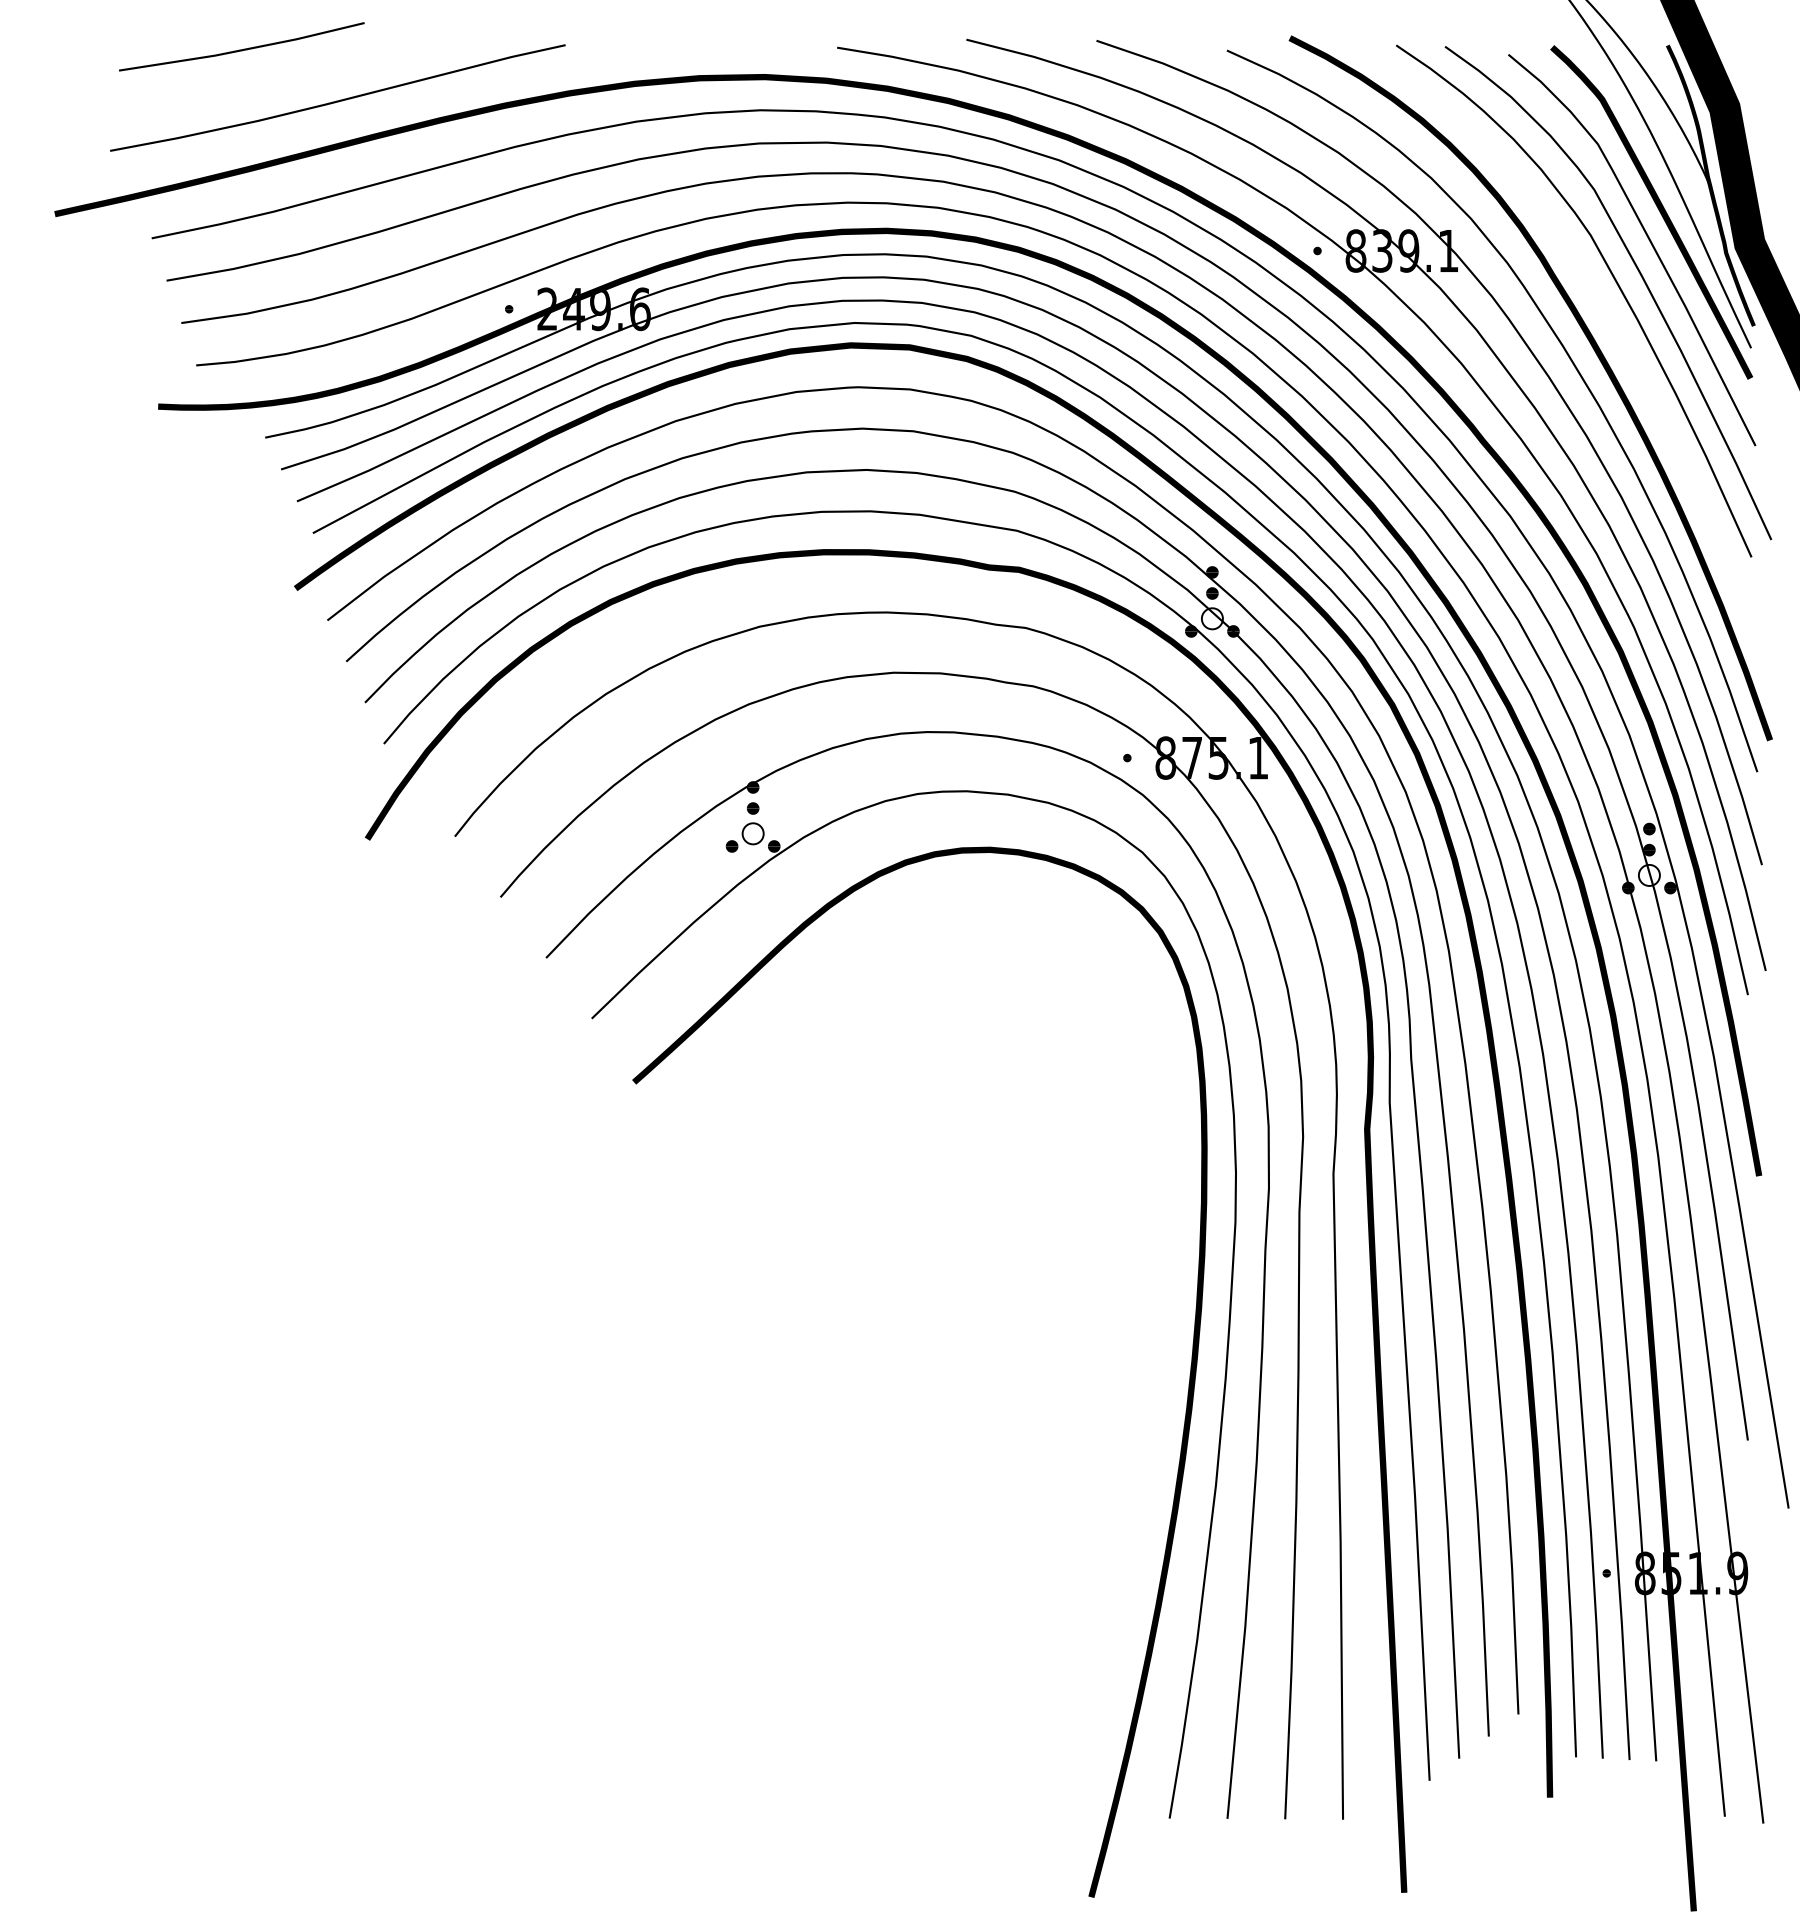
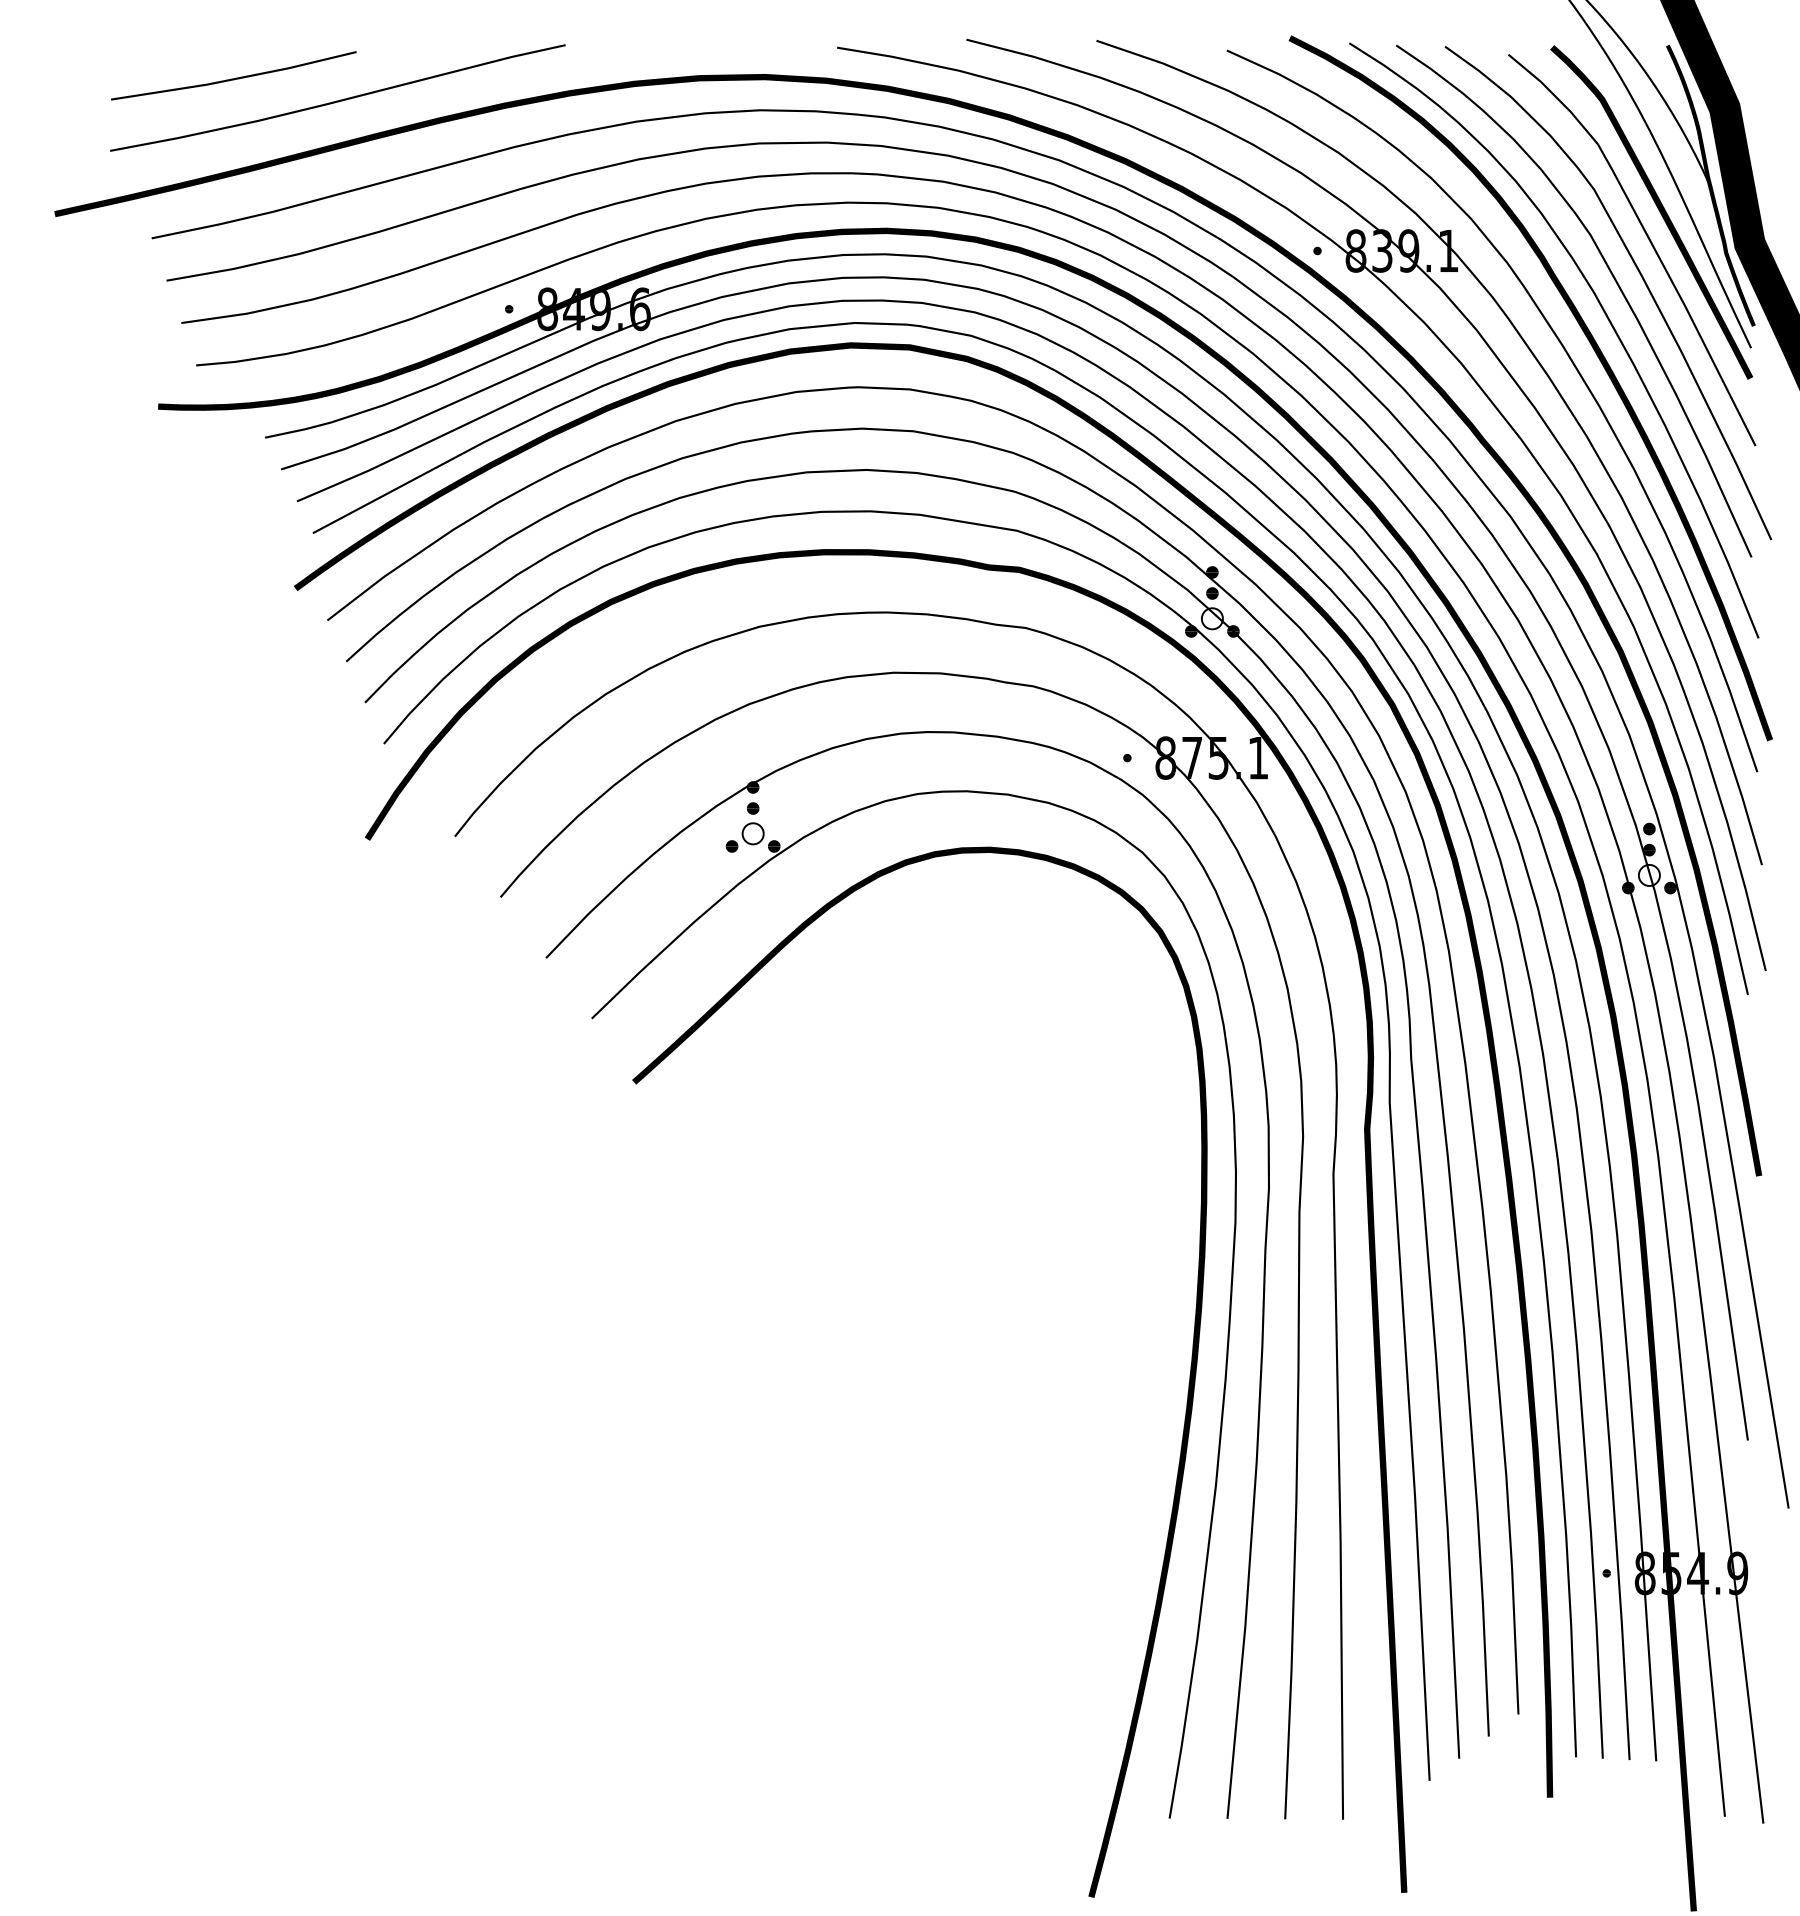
line position: (243, 48) -> (235, 77) (235, 77)
text: 249.6 -> 849.6 (547, 309)
curve: none -> present (1603, 312)
text: 851.9 -> 854.9 (1698, 1573)
